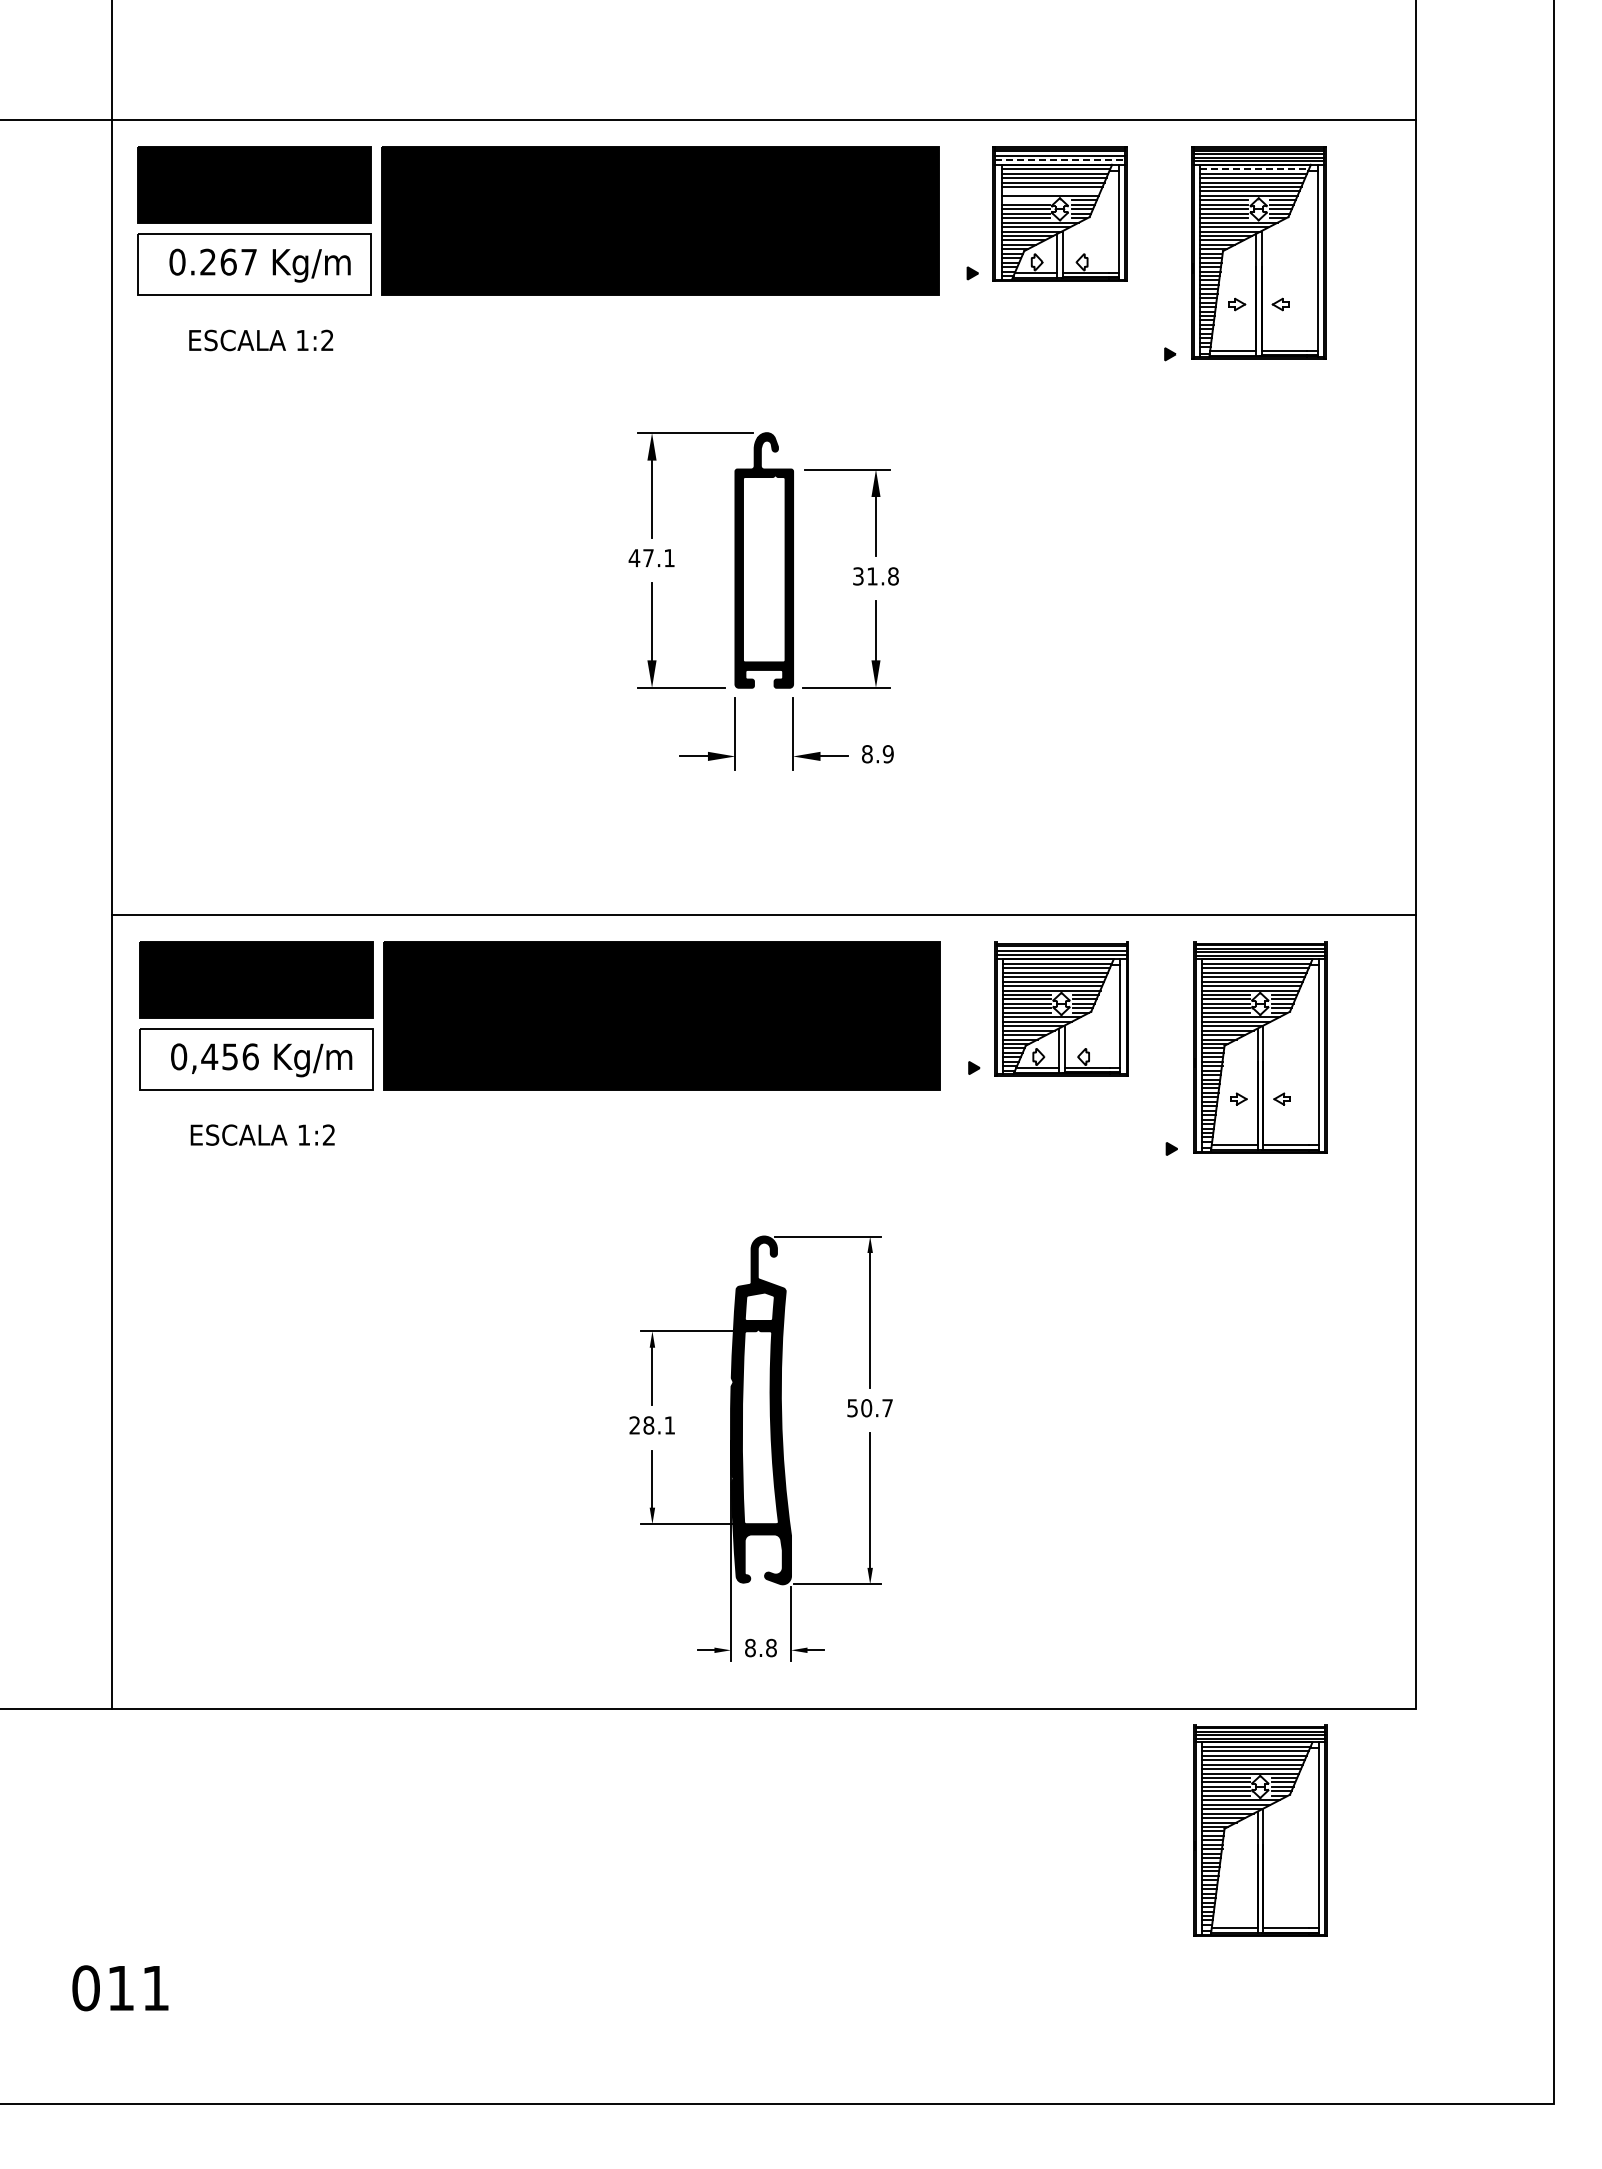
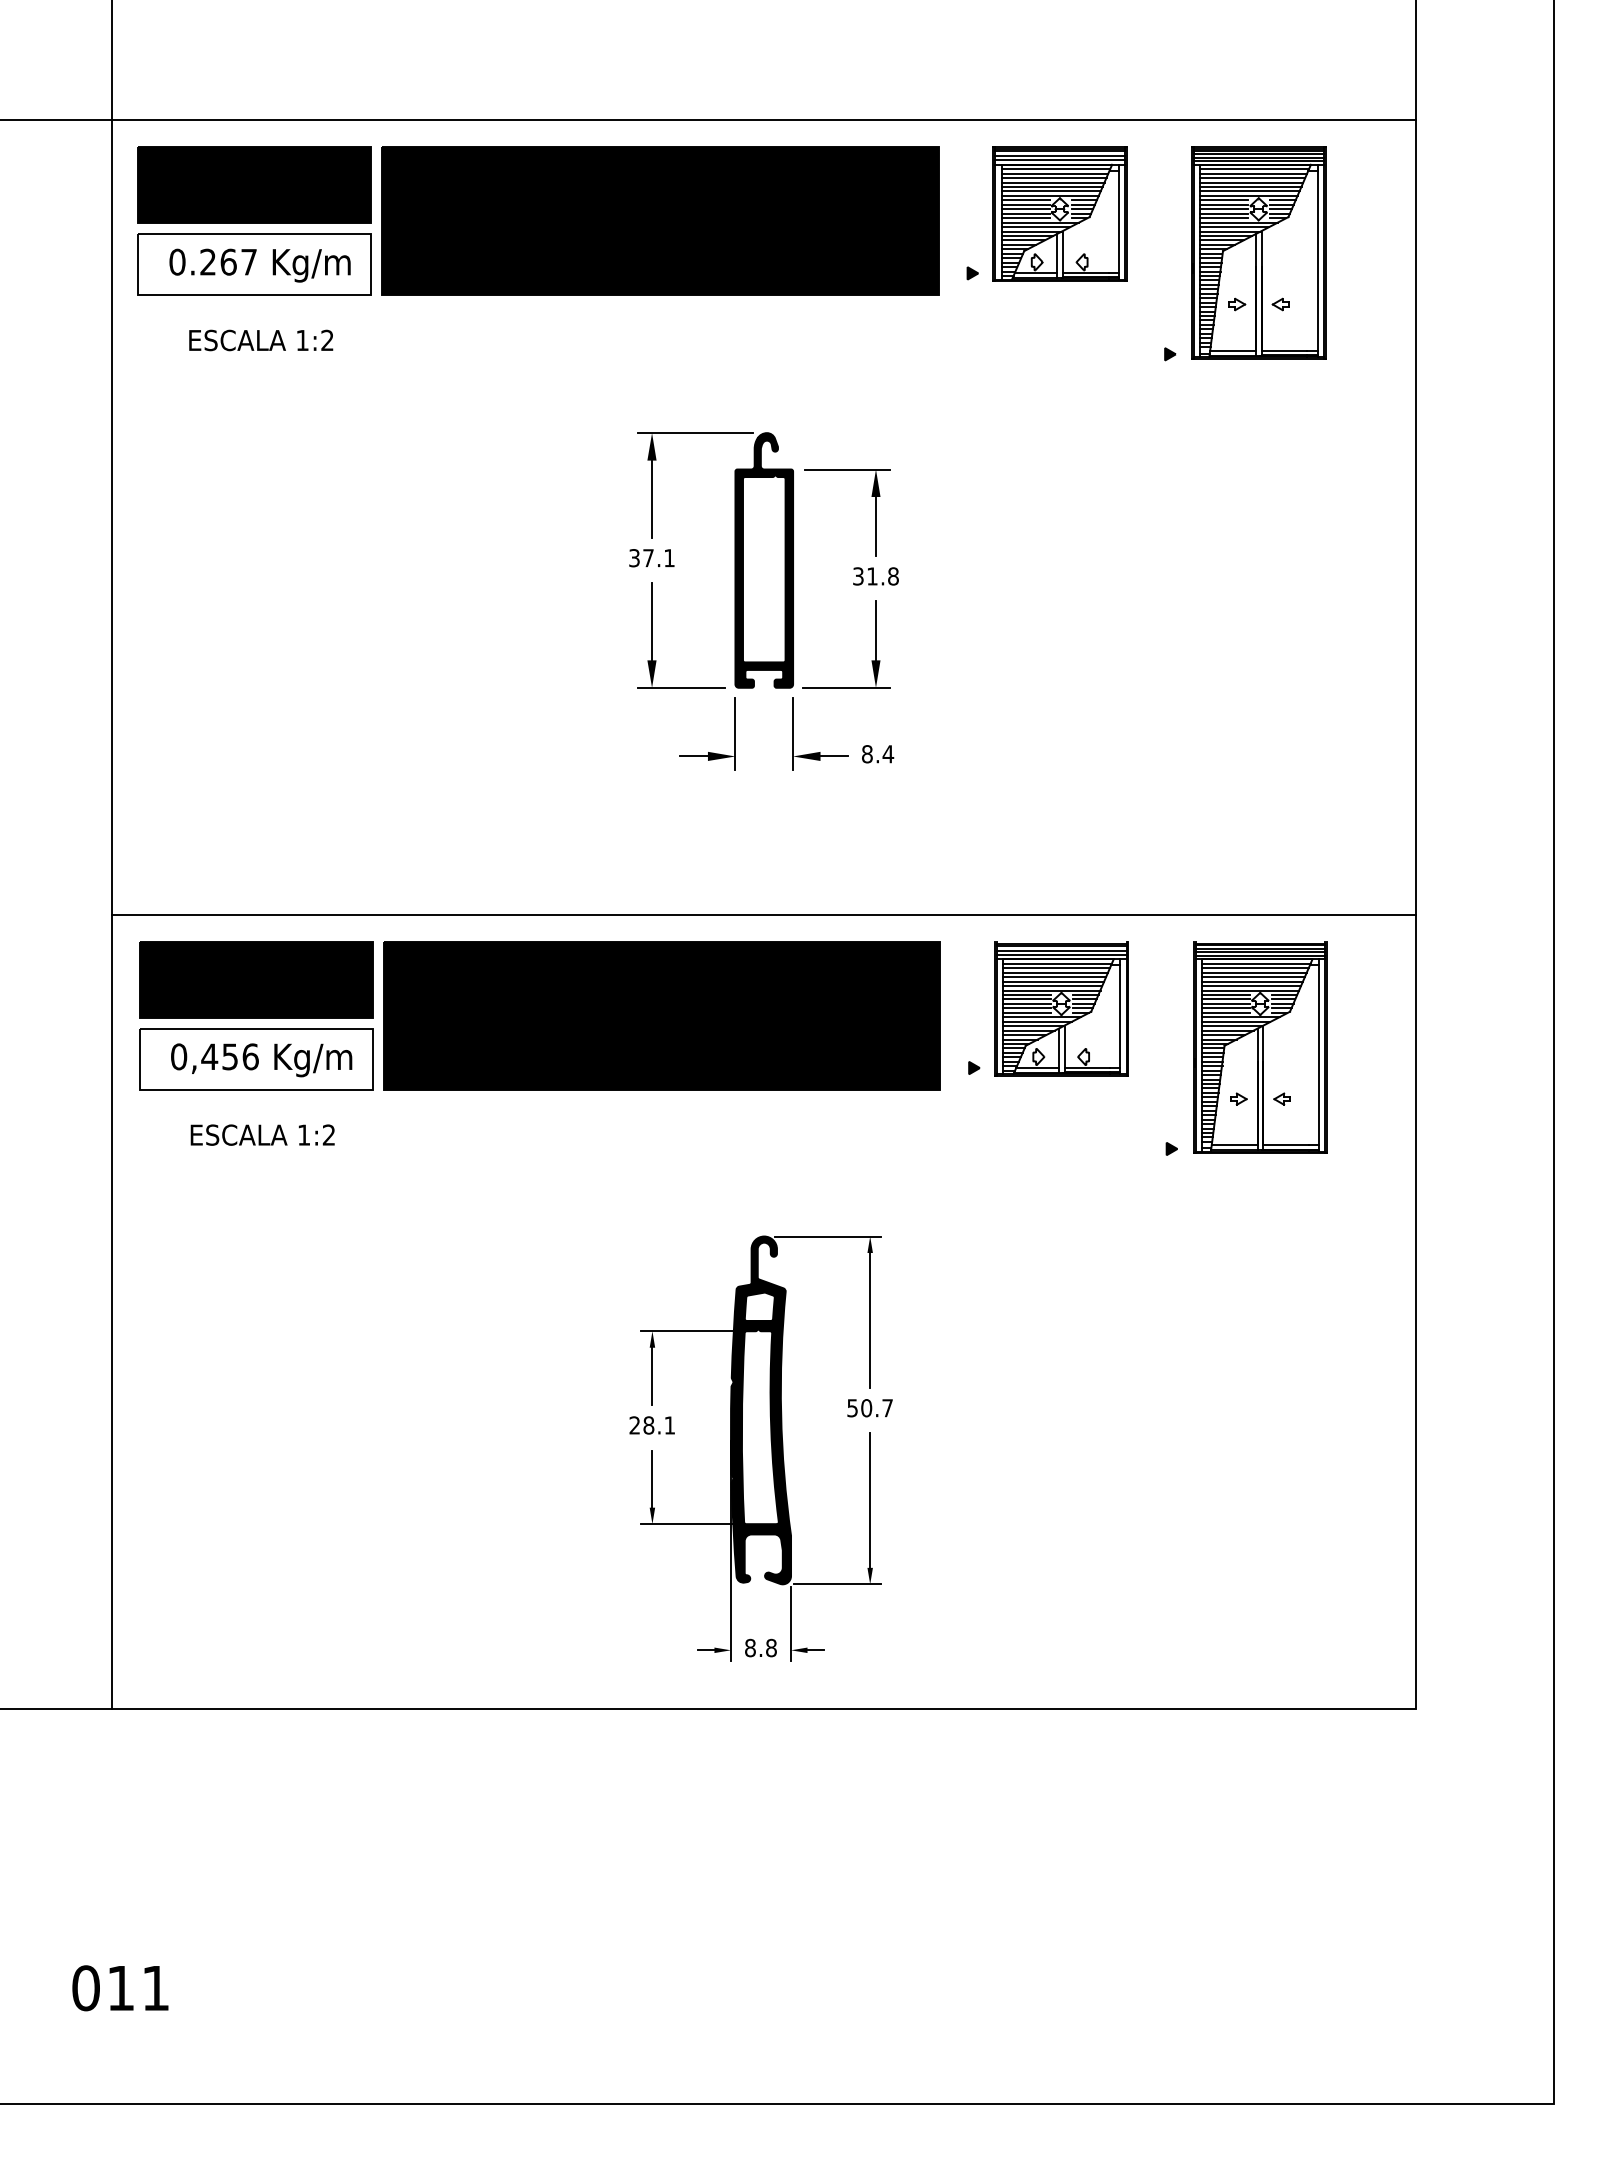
line: dashed -> solid (1060, 160)
line: dashed -> solid (1255, 169)
line: none -> present (1050, 191)
line: none -> present (1025, 200)
text: 47.1 -> 37.1 (634, 558)
text: 8.9 -> 8.4 (888, 754)
part: present -> none (1260, 1830)
